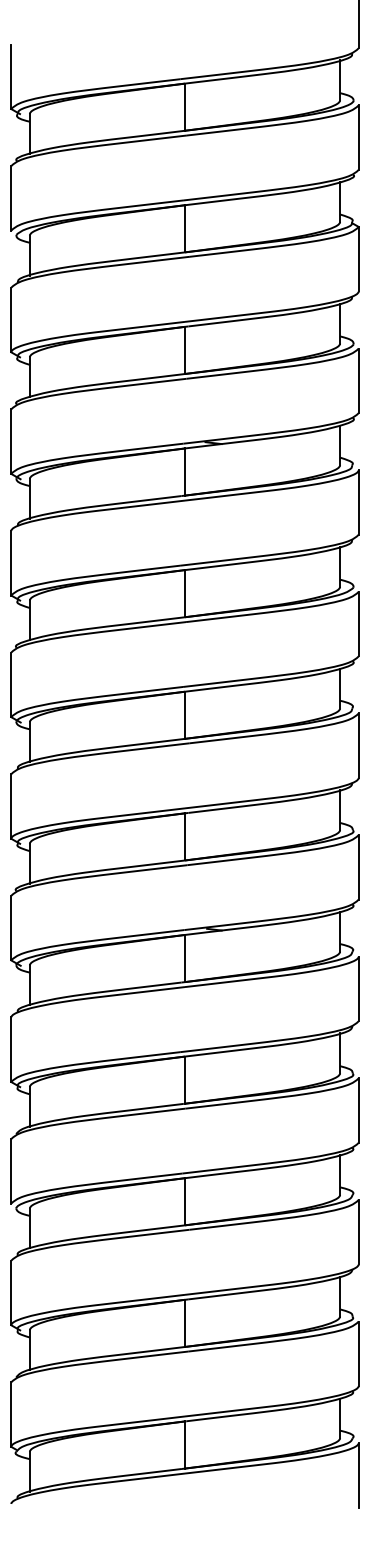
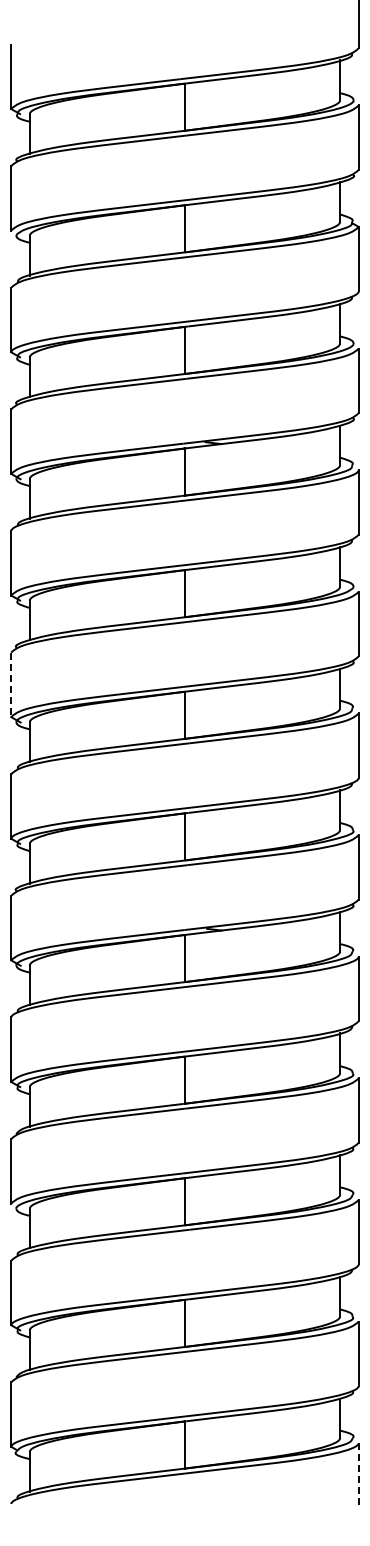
line: solid -> dashed (11, 685)
line: solid -> dashed (358, 1475)
